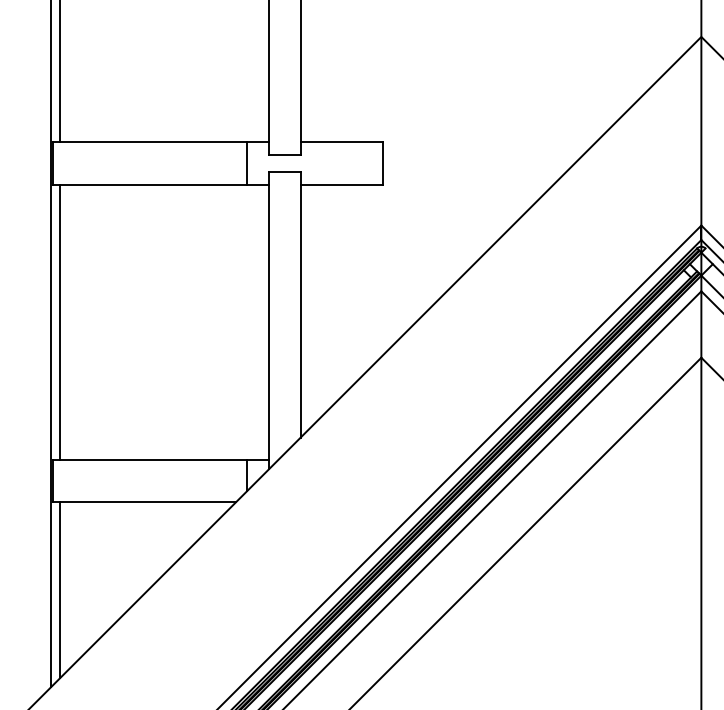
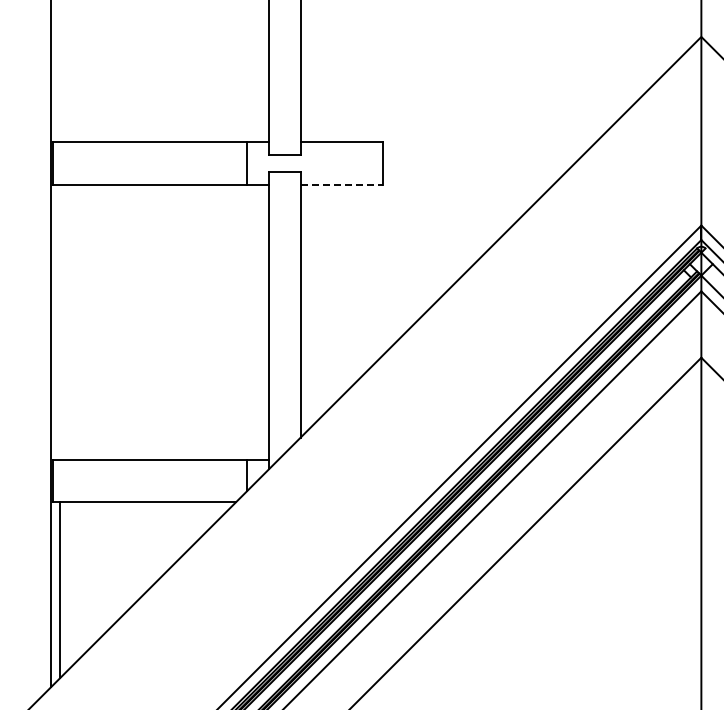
line: present -> none (60, 71)
line: solid -> dashed (342, 184)
line: present -> none (60, 321)
